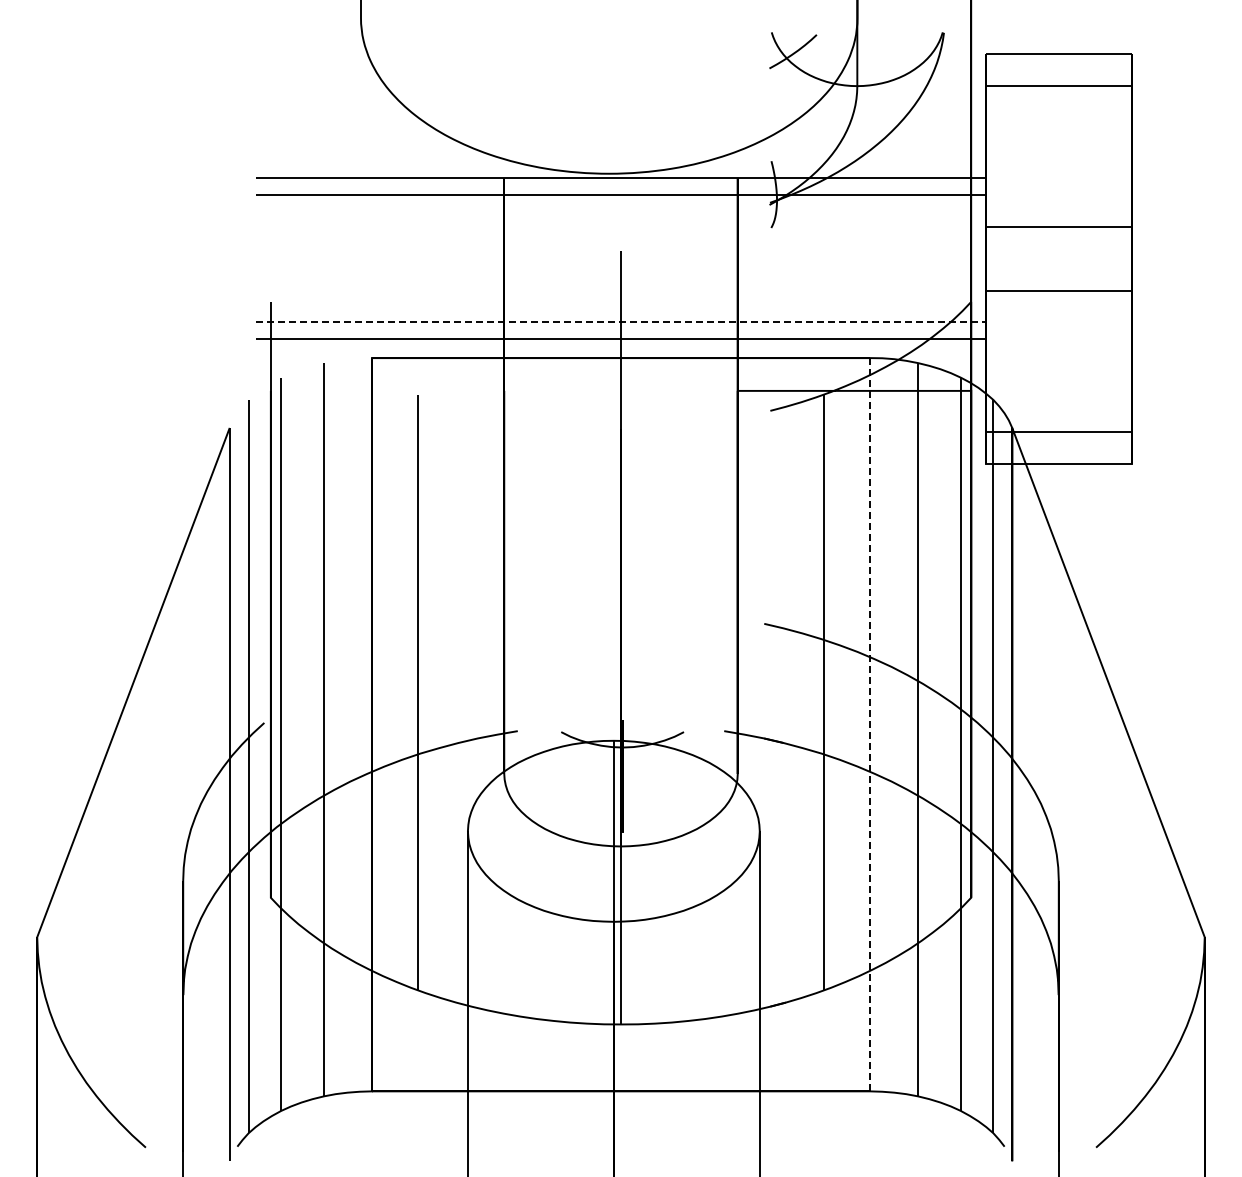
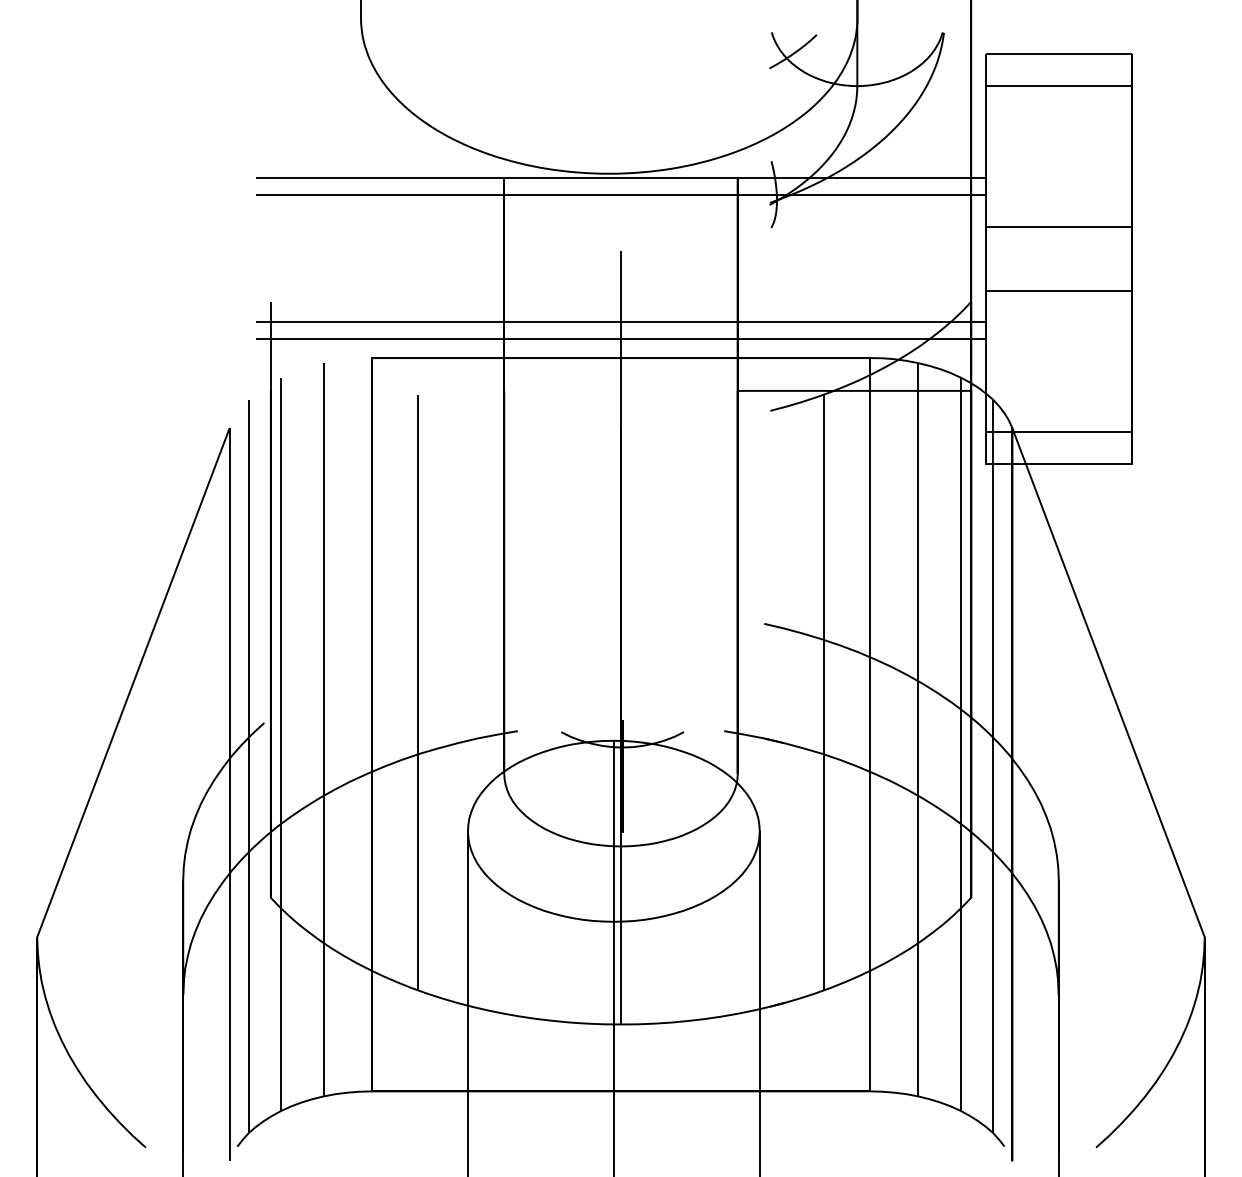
line: dashed -> solid (621, 322)
line: dashed -> solid (870, 724)
